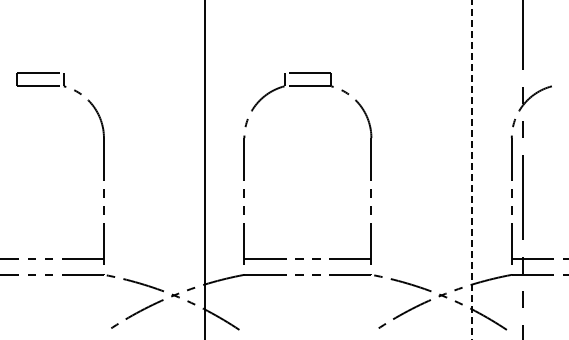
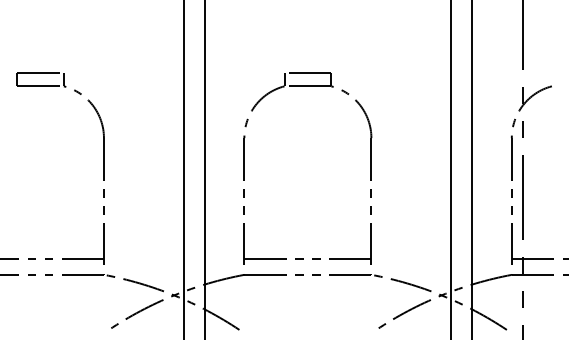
line: none -> present (183, 169)
line: none -> present (451, 169)
line: dashed -> solid (472, 170)
